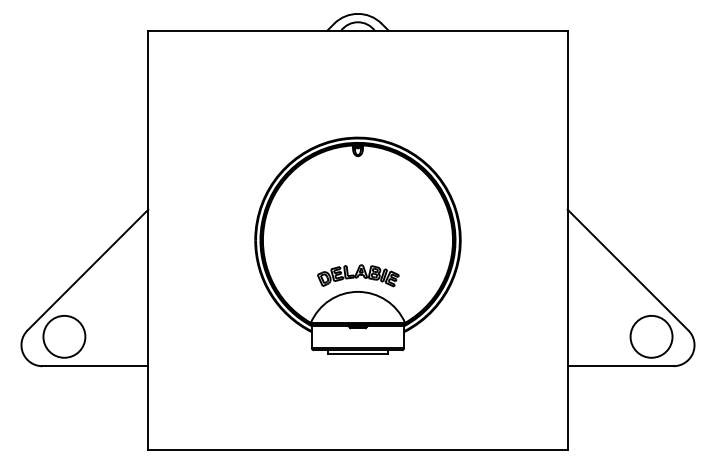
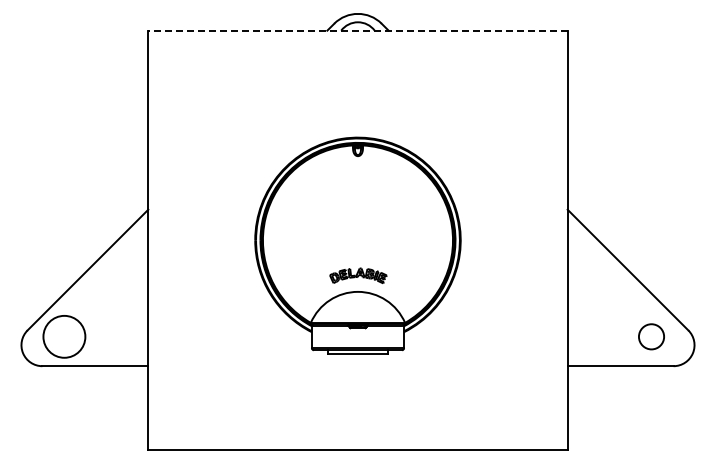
line: solid -> dashed (357, 30)
part size: 83x24 px -> 59x17 px (358, 275)
circle diameter: 42 px -> 25 px (651, 336)
